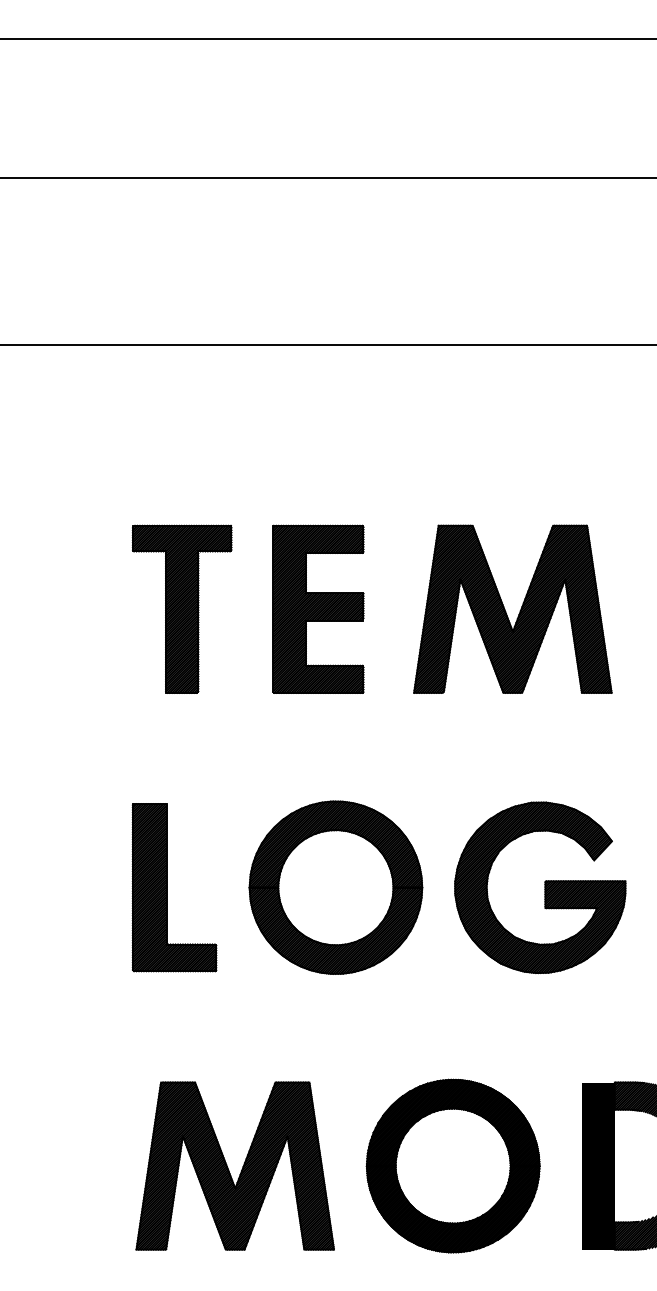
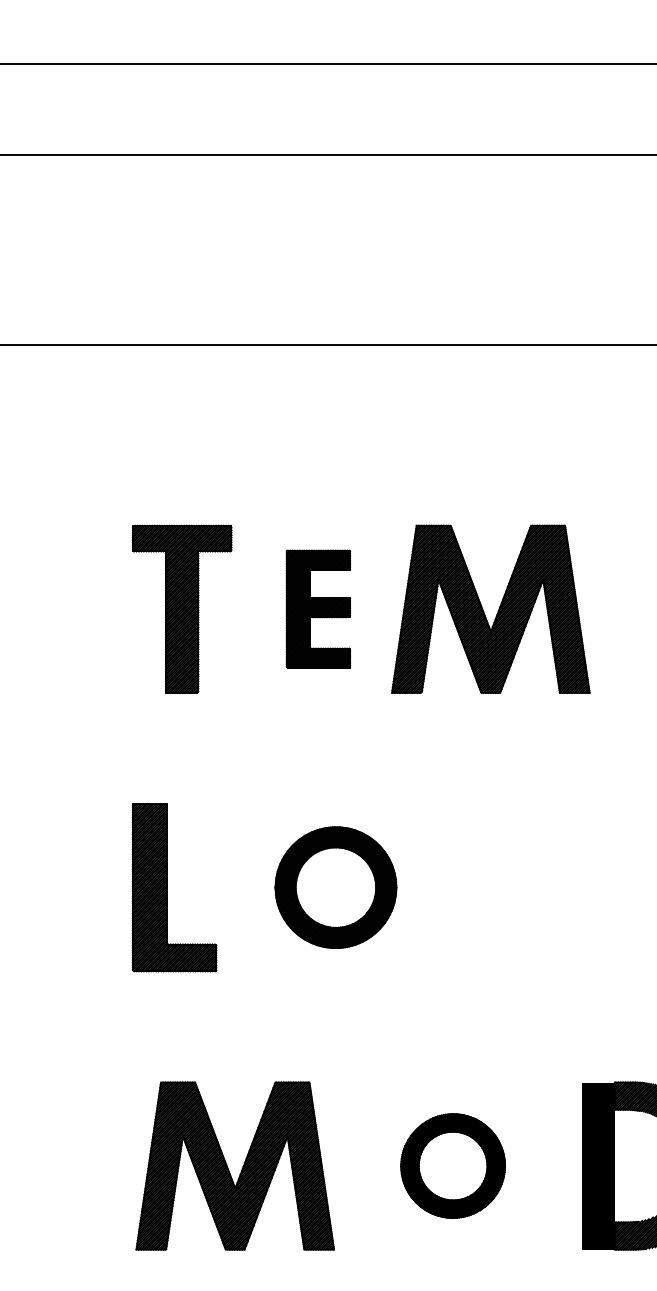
line position: (327, 38) -> (327, 63) (327, 63)
line position: (327, 177) -> (327, 154) (327, 154)
part size: 93x170 px -> 67x120 px (318, 608)
part position: (506, 611) -> (484, 611) (484, 611)
part size: 176x175 px -> 124x123 px (335, 887)
part: present -> none (540, 887)
part size: 176x176 px -> 106x106 px (452, 1165)
